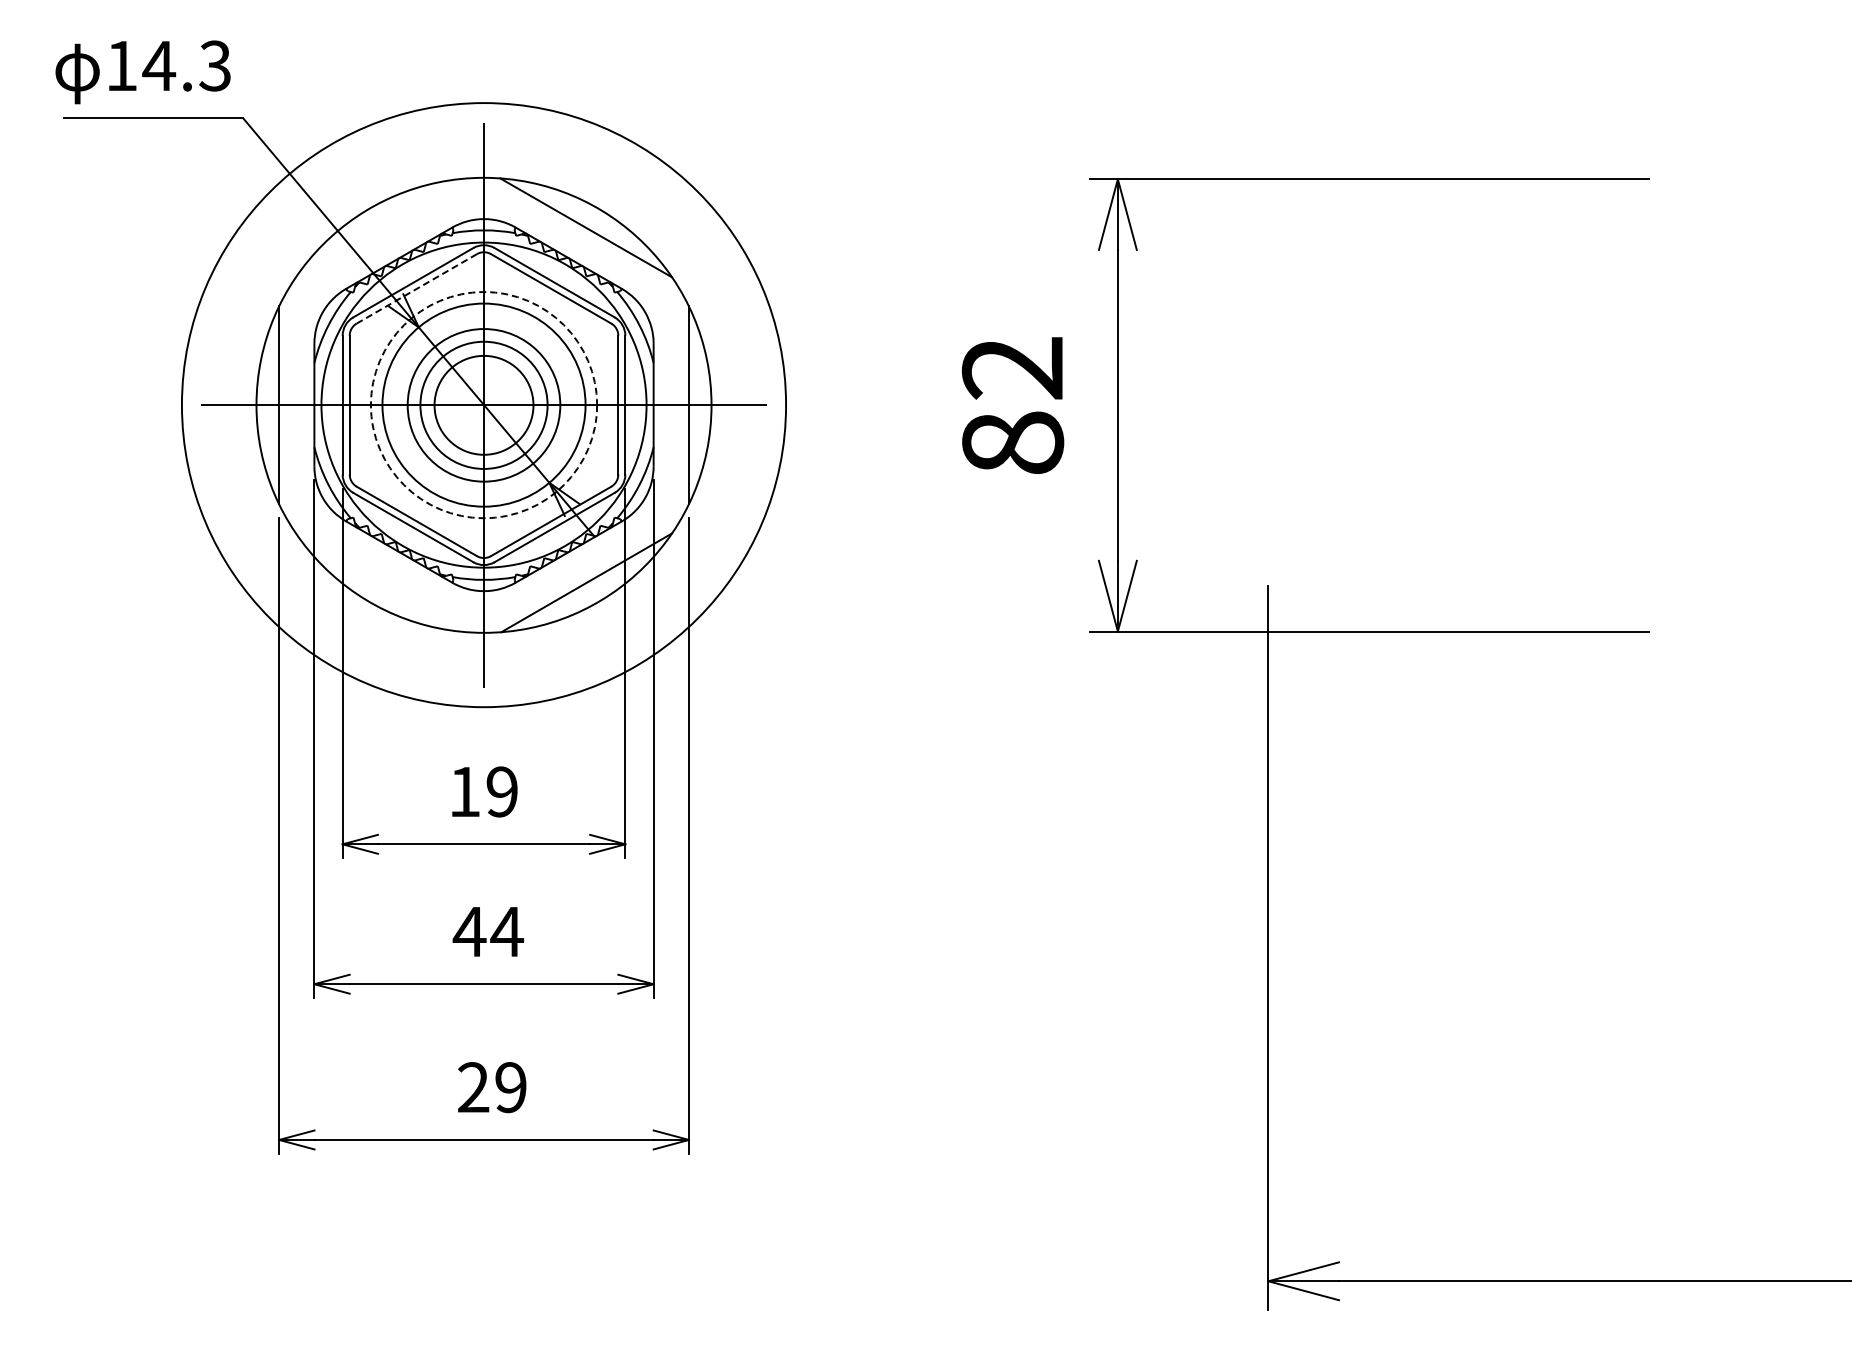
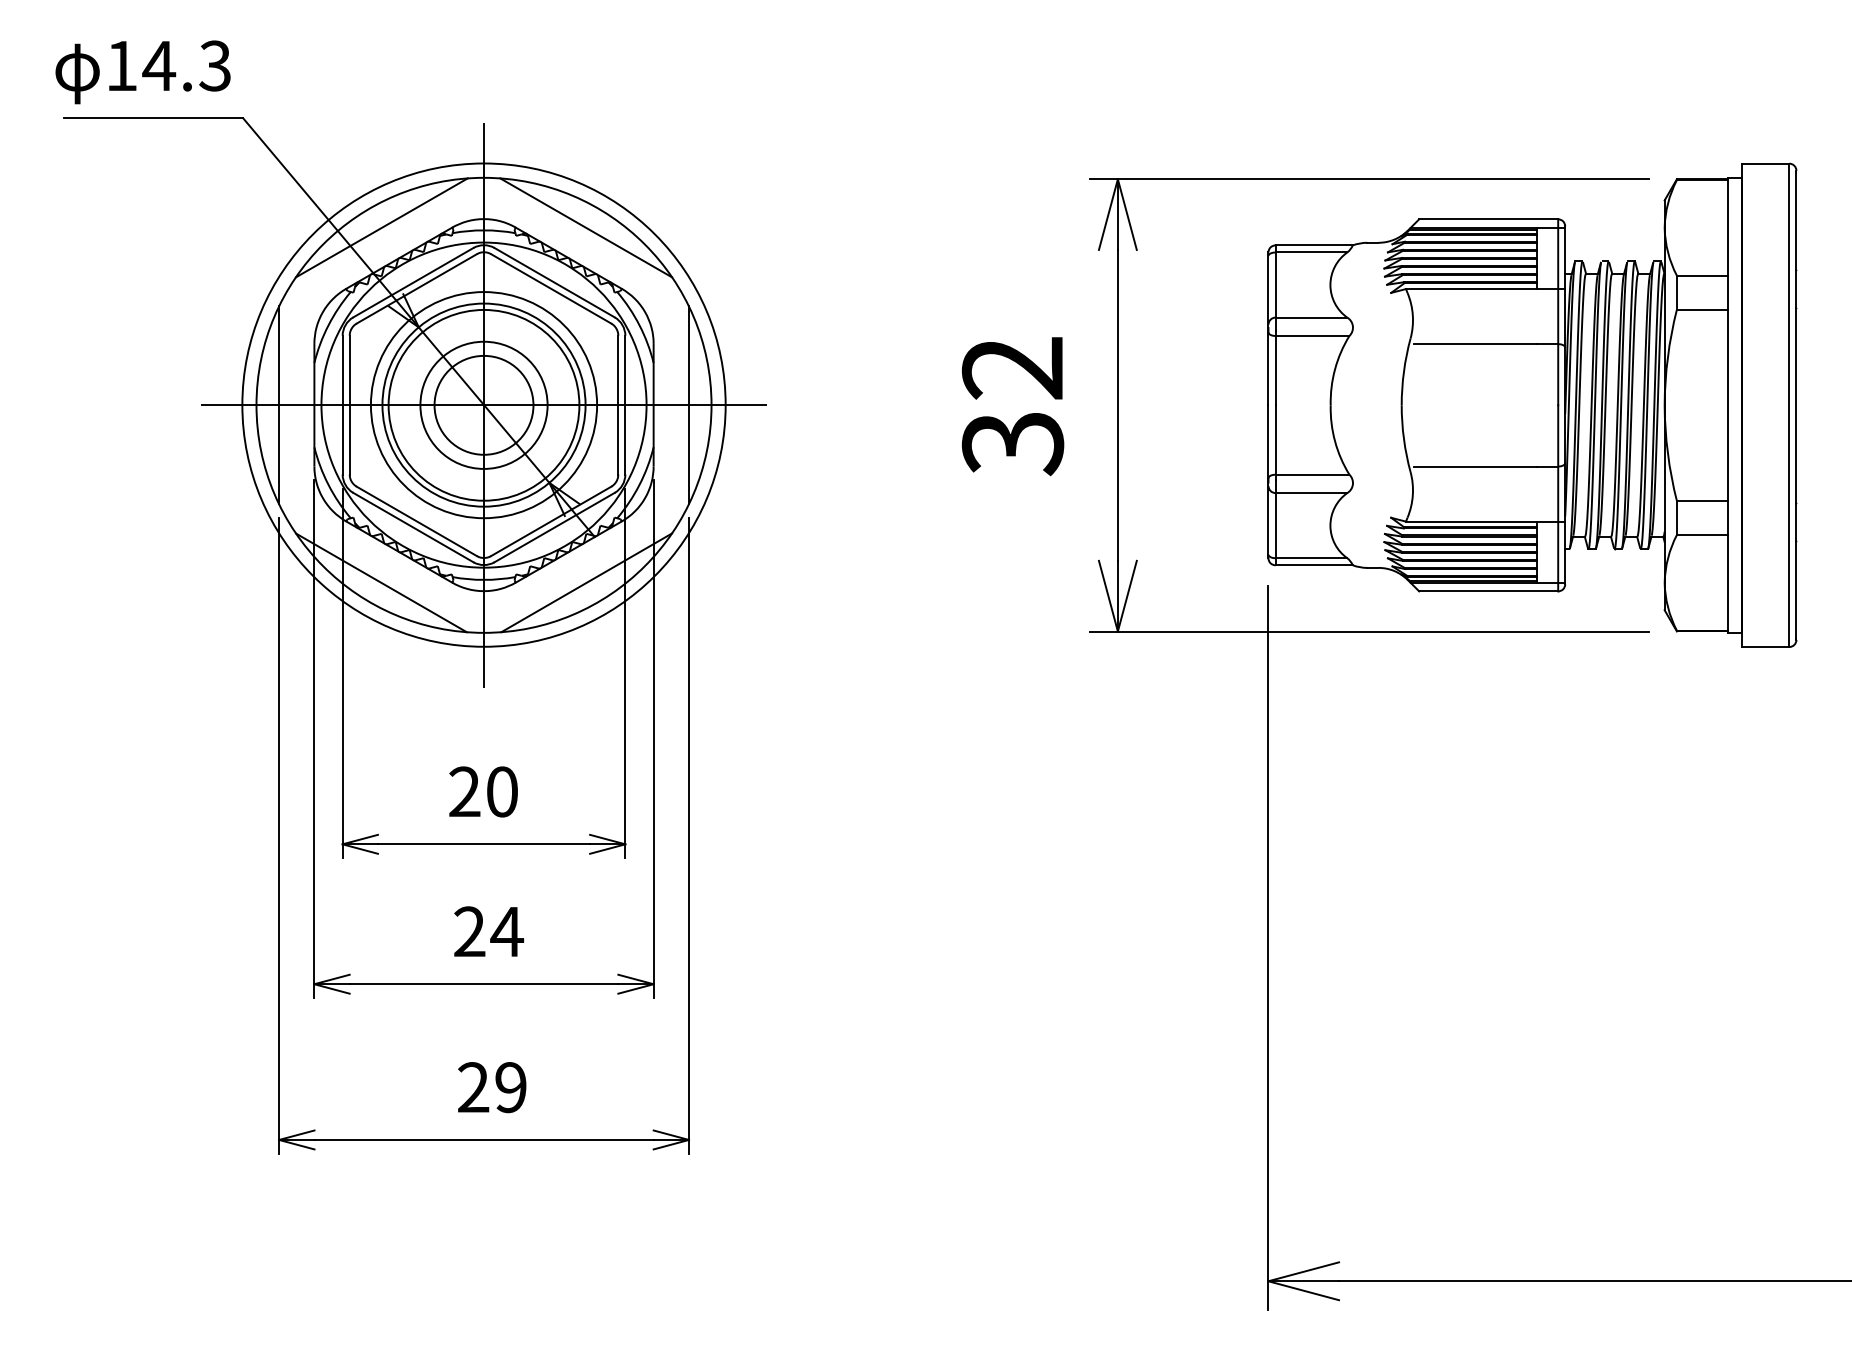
line: none -> present (381, 227)
line: dashed -> solid (416, 289)
part: none -> present (1532, 404)
circle diameter: 153 px -> 191 px (483, 404)
circle diameter: 604 px -> 483 px (483, 404)
circle: dashed -> solid (483, 405)
text: 82 -> 32 (1012, 443)
line: none -> present (381, 582)
text: 19 -> 20 (483, 791)
text: 44 -> 24 (469, 931)
